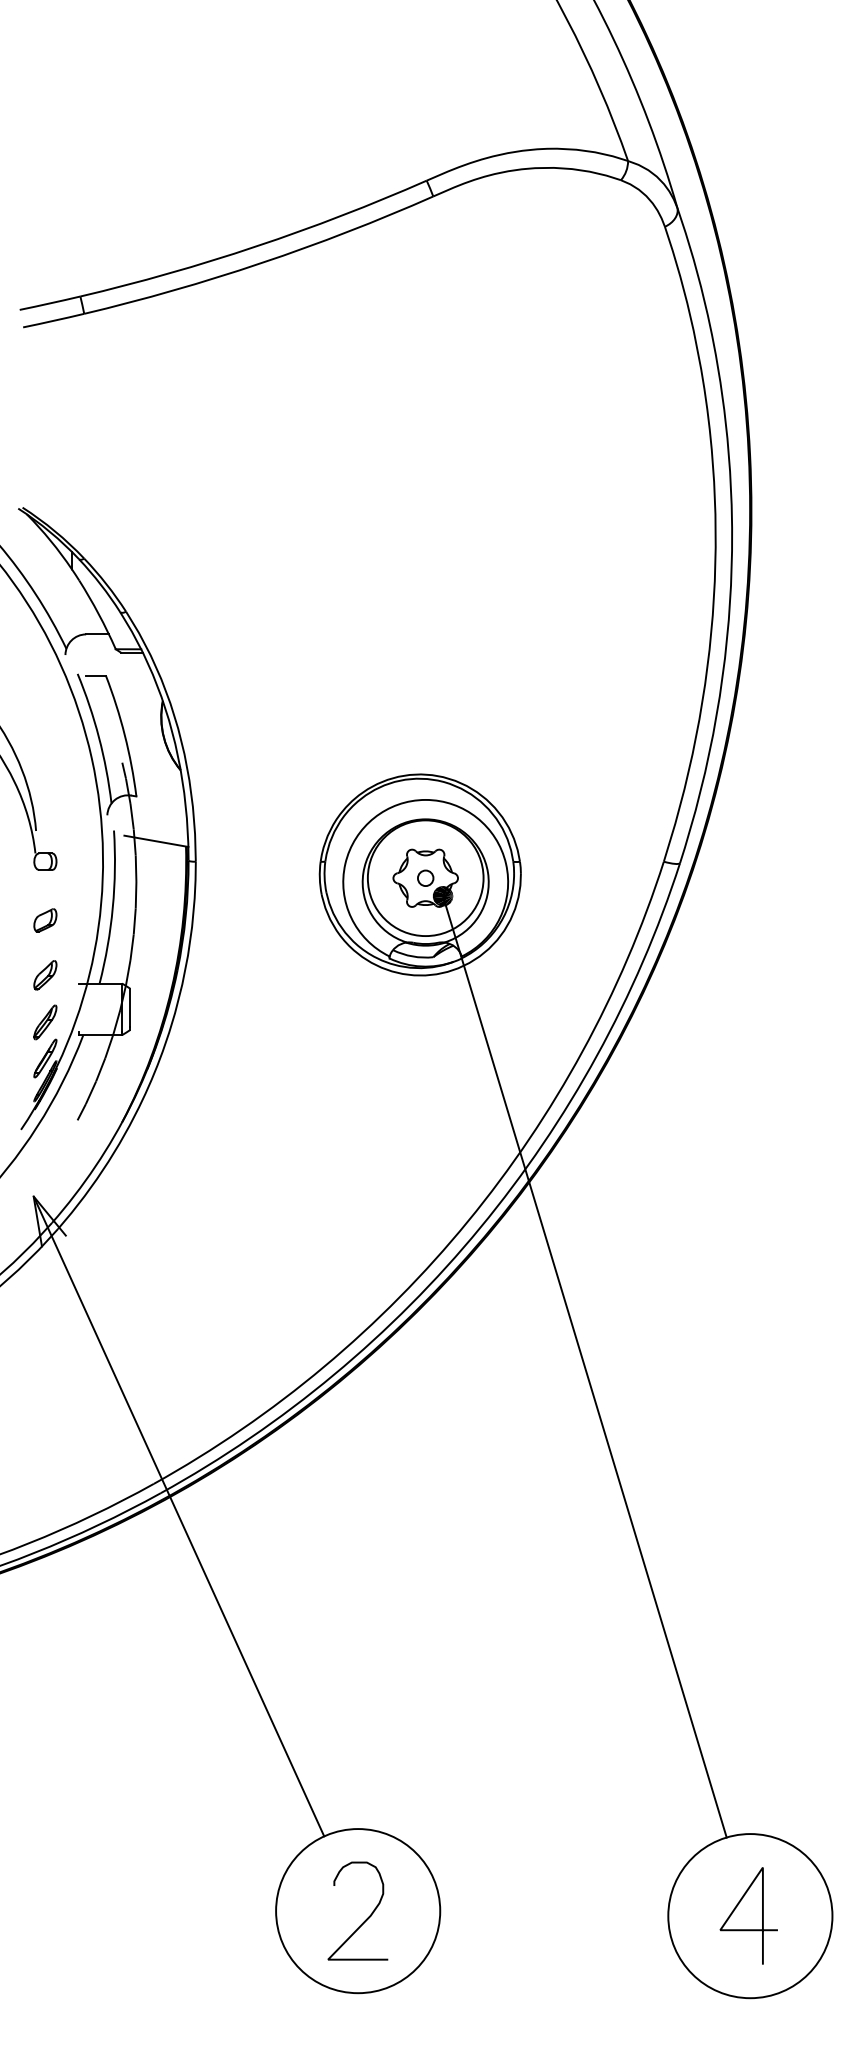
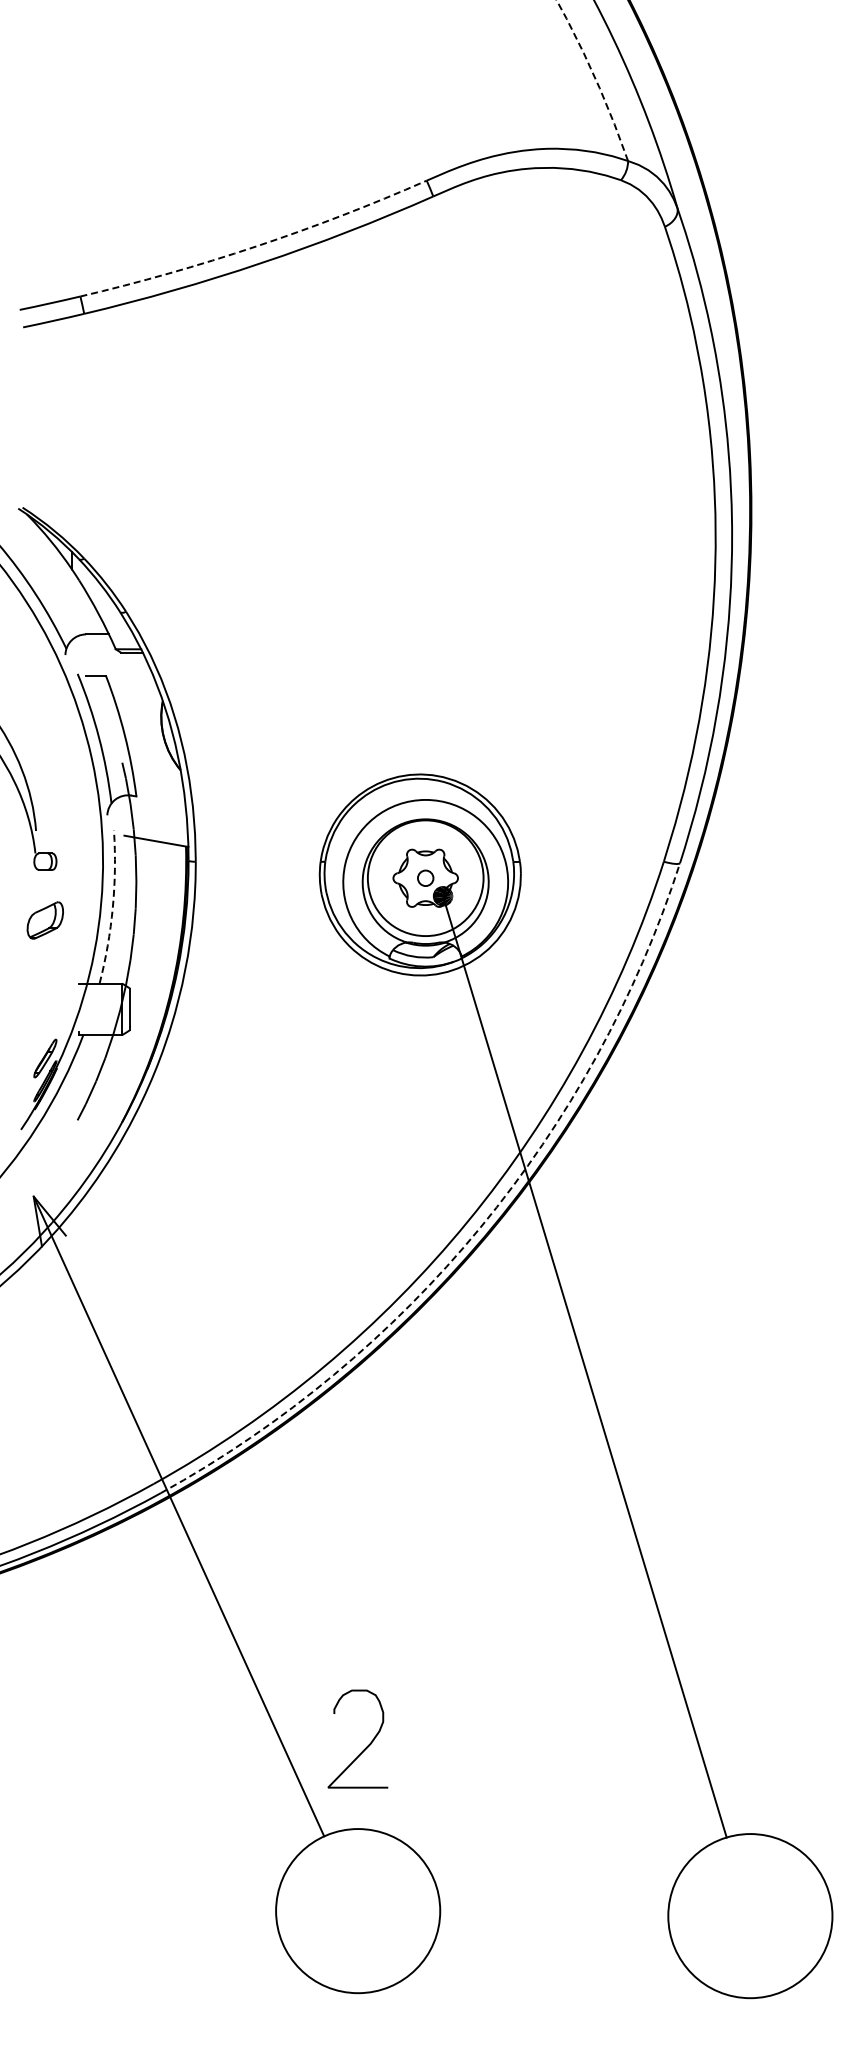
arc: solid -> dashed (595, 78)
arc: solid -> dashed (256, 246)
arc: solid -> dashed (112, 907)
part size: 25x25 px -> 38x39 px (44, 920)
part: present -> none (45, 975)
part: present -> none (45, 1022)
arc: solid -> dashed (480, 1227)
line: present -> none (736, 1908)
curve position: (366, 1918) -> (366, 1746) (366, 1746)
